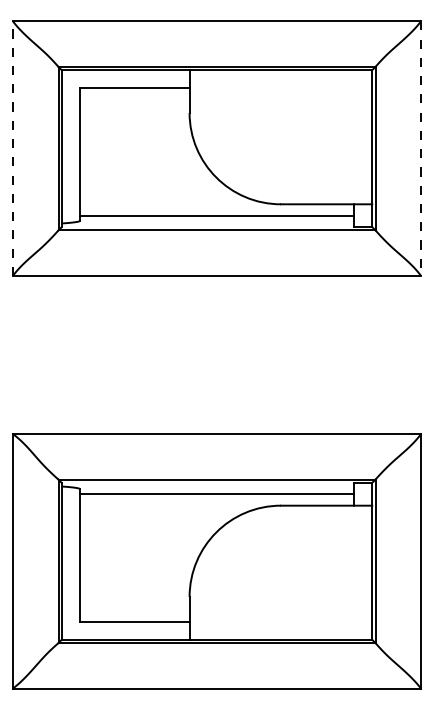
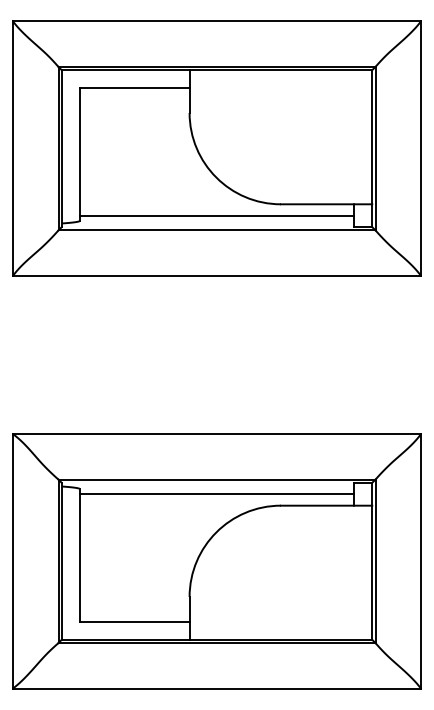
line: dashed -> solid (12, 148)
line: dashed -> solid (421, 149)
